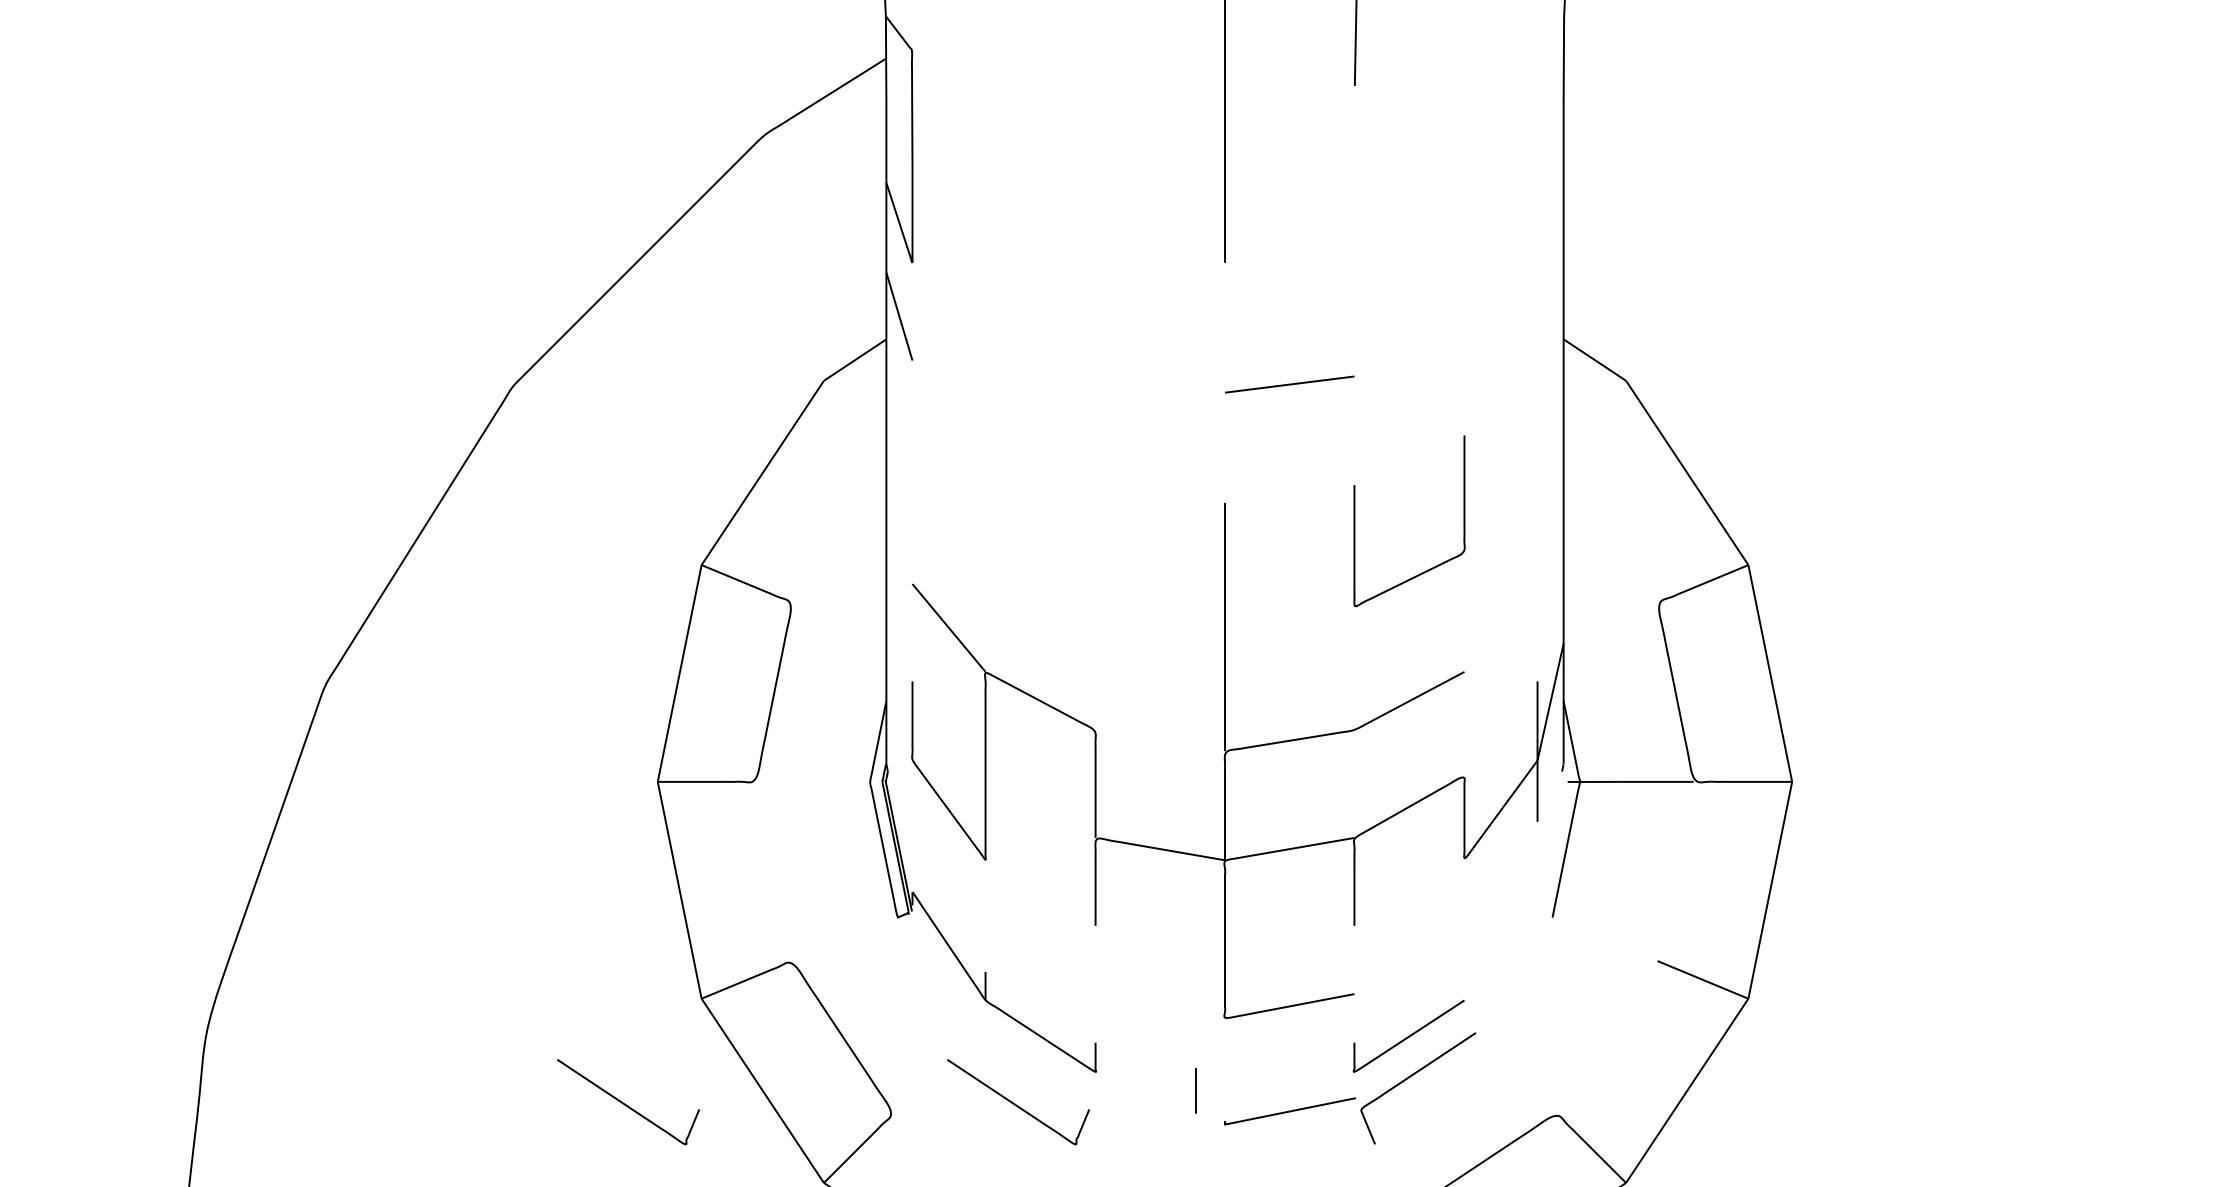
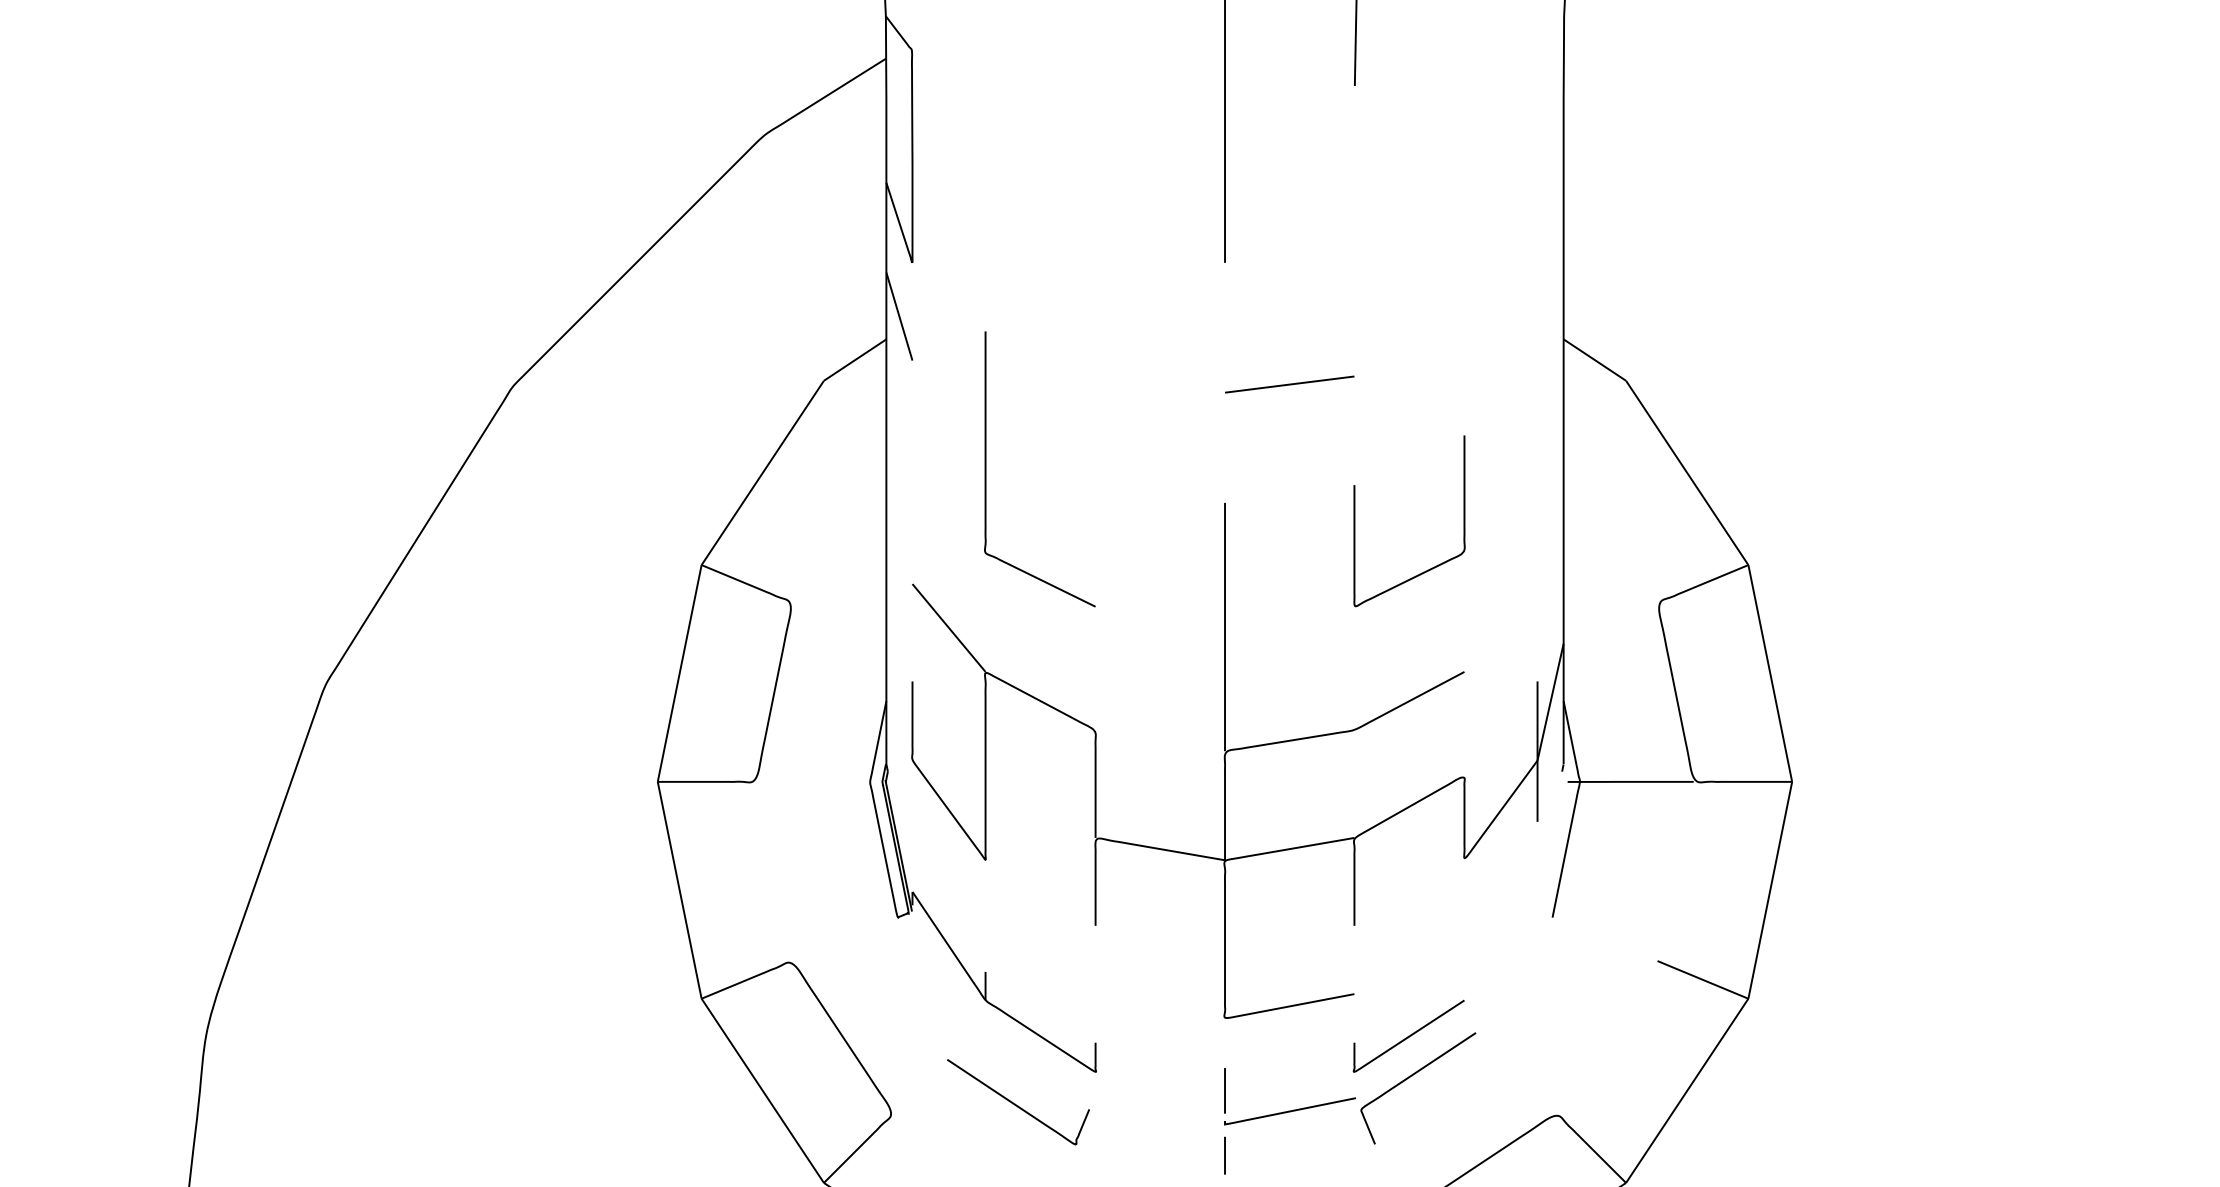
curve: none -> present (986, 469)
line position: (1195, 1090) -> (1224, 1090) (1224, 1090)
curve: present -> none (626, 1104)
line: none -> present (1224, 1155)
